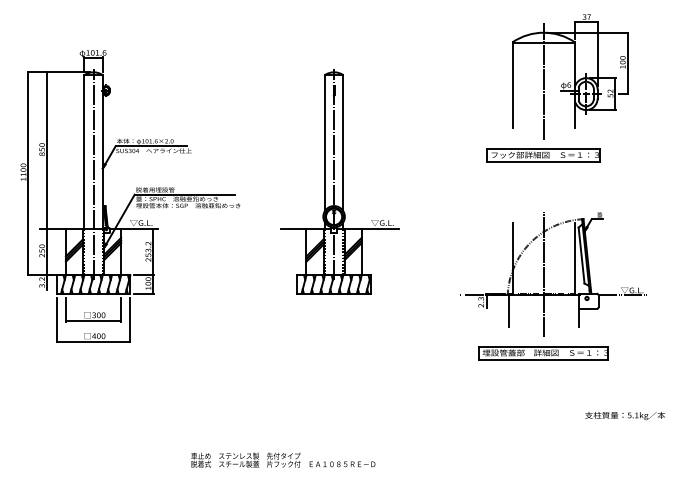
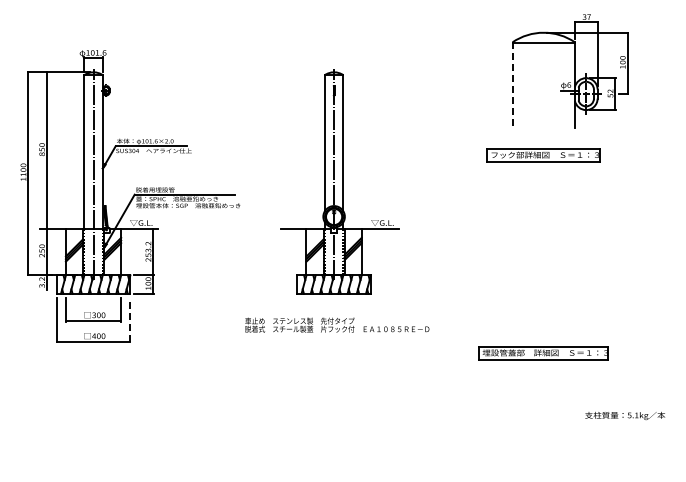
line: present -> none (543, 80)
line: solid -> dashed (512, 85)
part: present -> none (544, 274)
line: solid -> dashed (130, 319)
text position: (283, 459) -> (337, 324) (337, 324)
